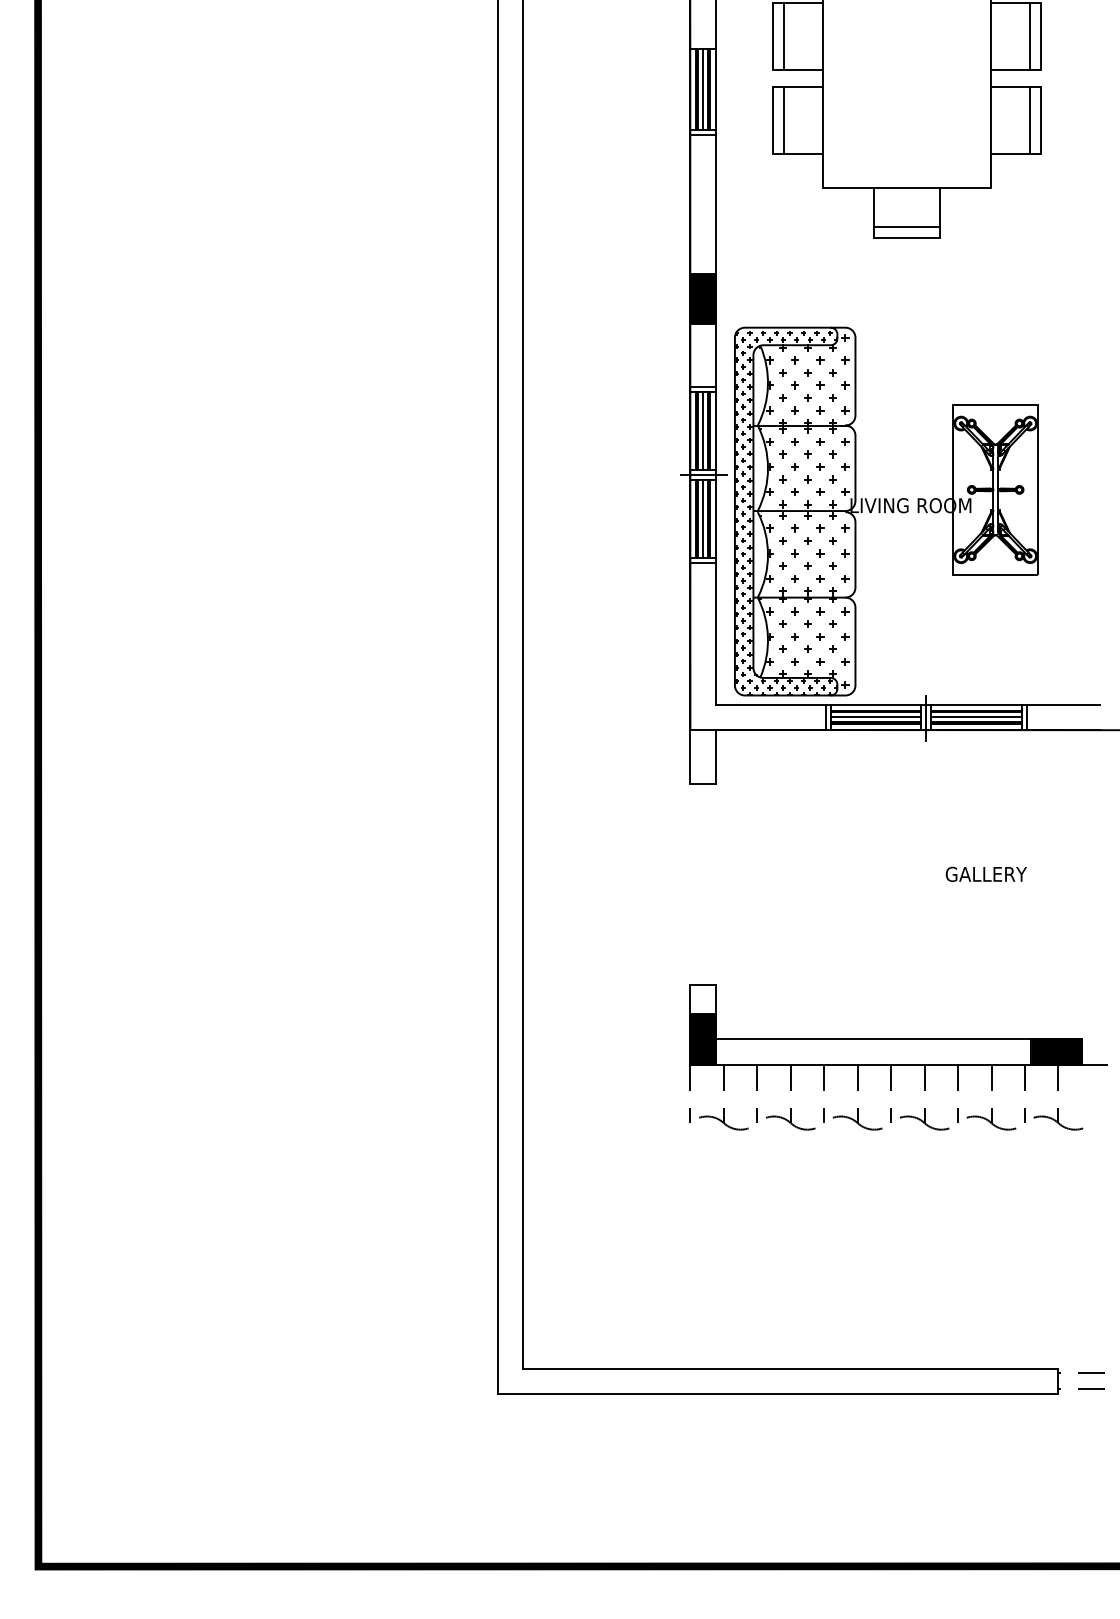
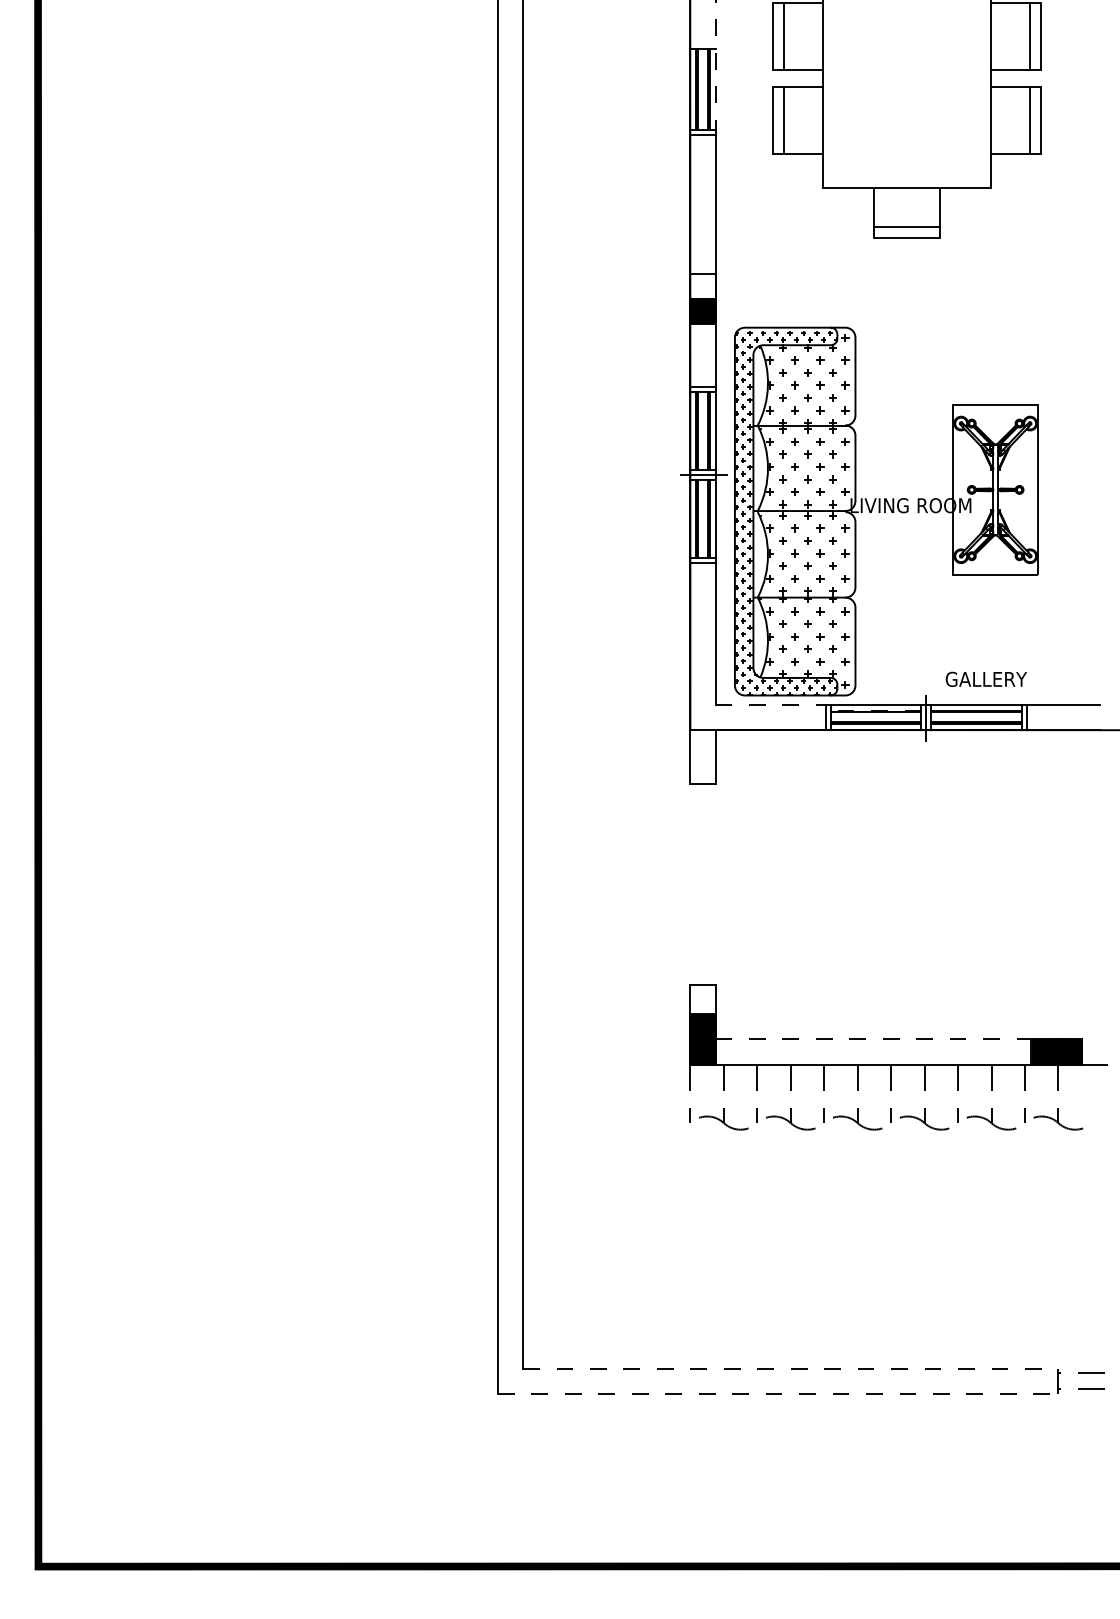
line: solid -> dashed (715, 68)
line: present -> none (702, 88)
fill: present -> none (702, 286)
line: present -> none (702, 430)
line: present -> none (702, 518)
line: solid -> dashed (771, 704)
line: solid -> dashed (875, 710)
line: present -> none (875, 717)
line: present -> none (976, 717)
text position: (985, 873) -> (985, 678) (985, 678)
line: solid -> dashed (898, 1039)
line: solid -> dashed (790, 1368)
line: solid -> dashed (778, 1393)
